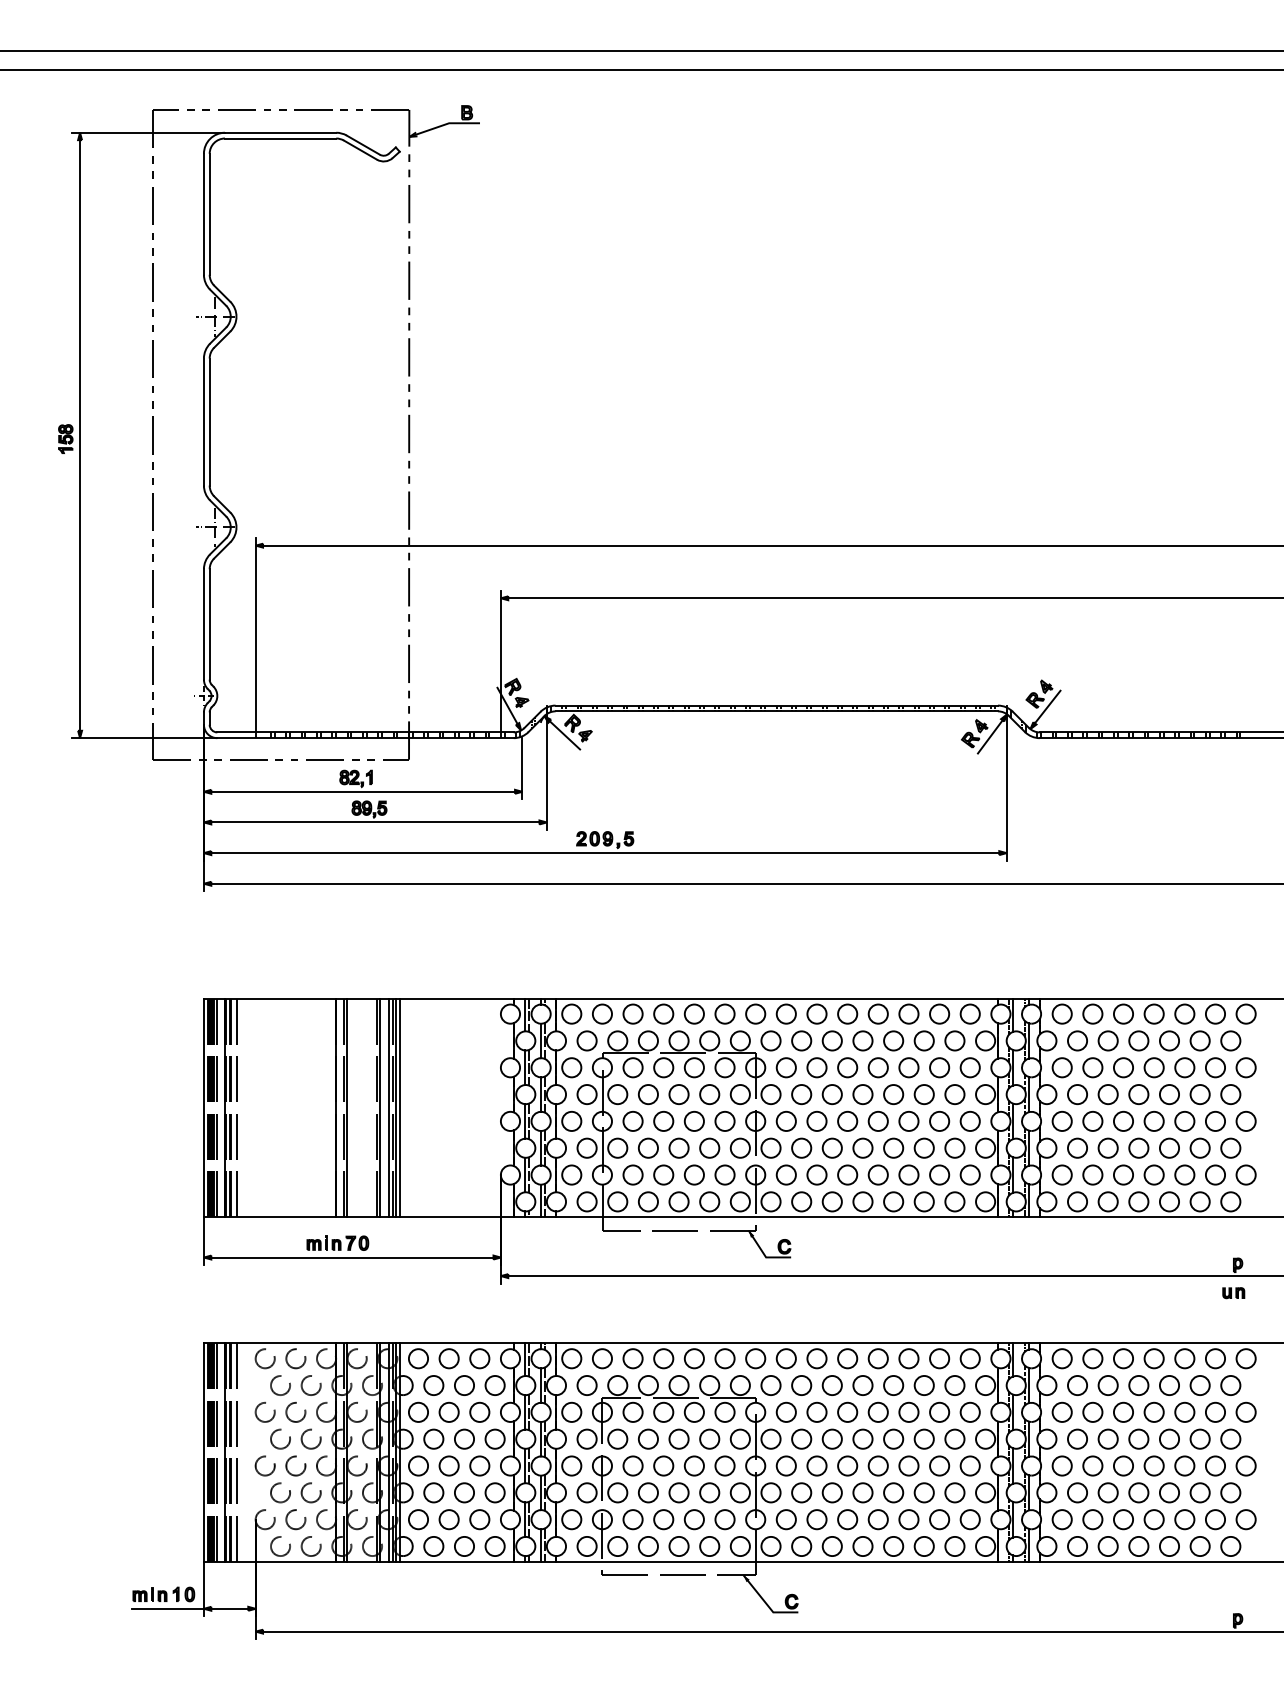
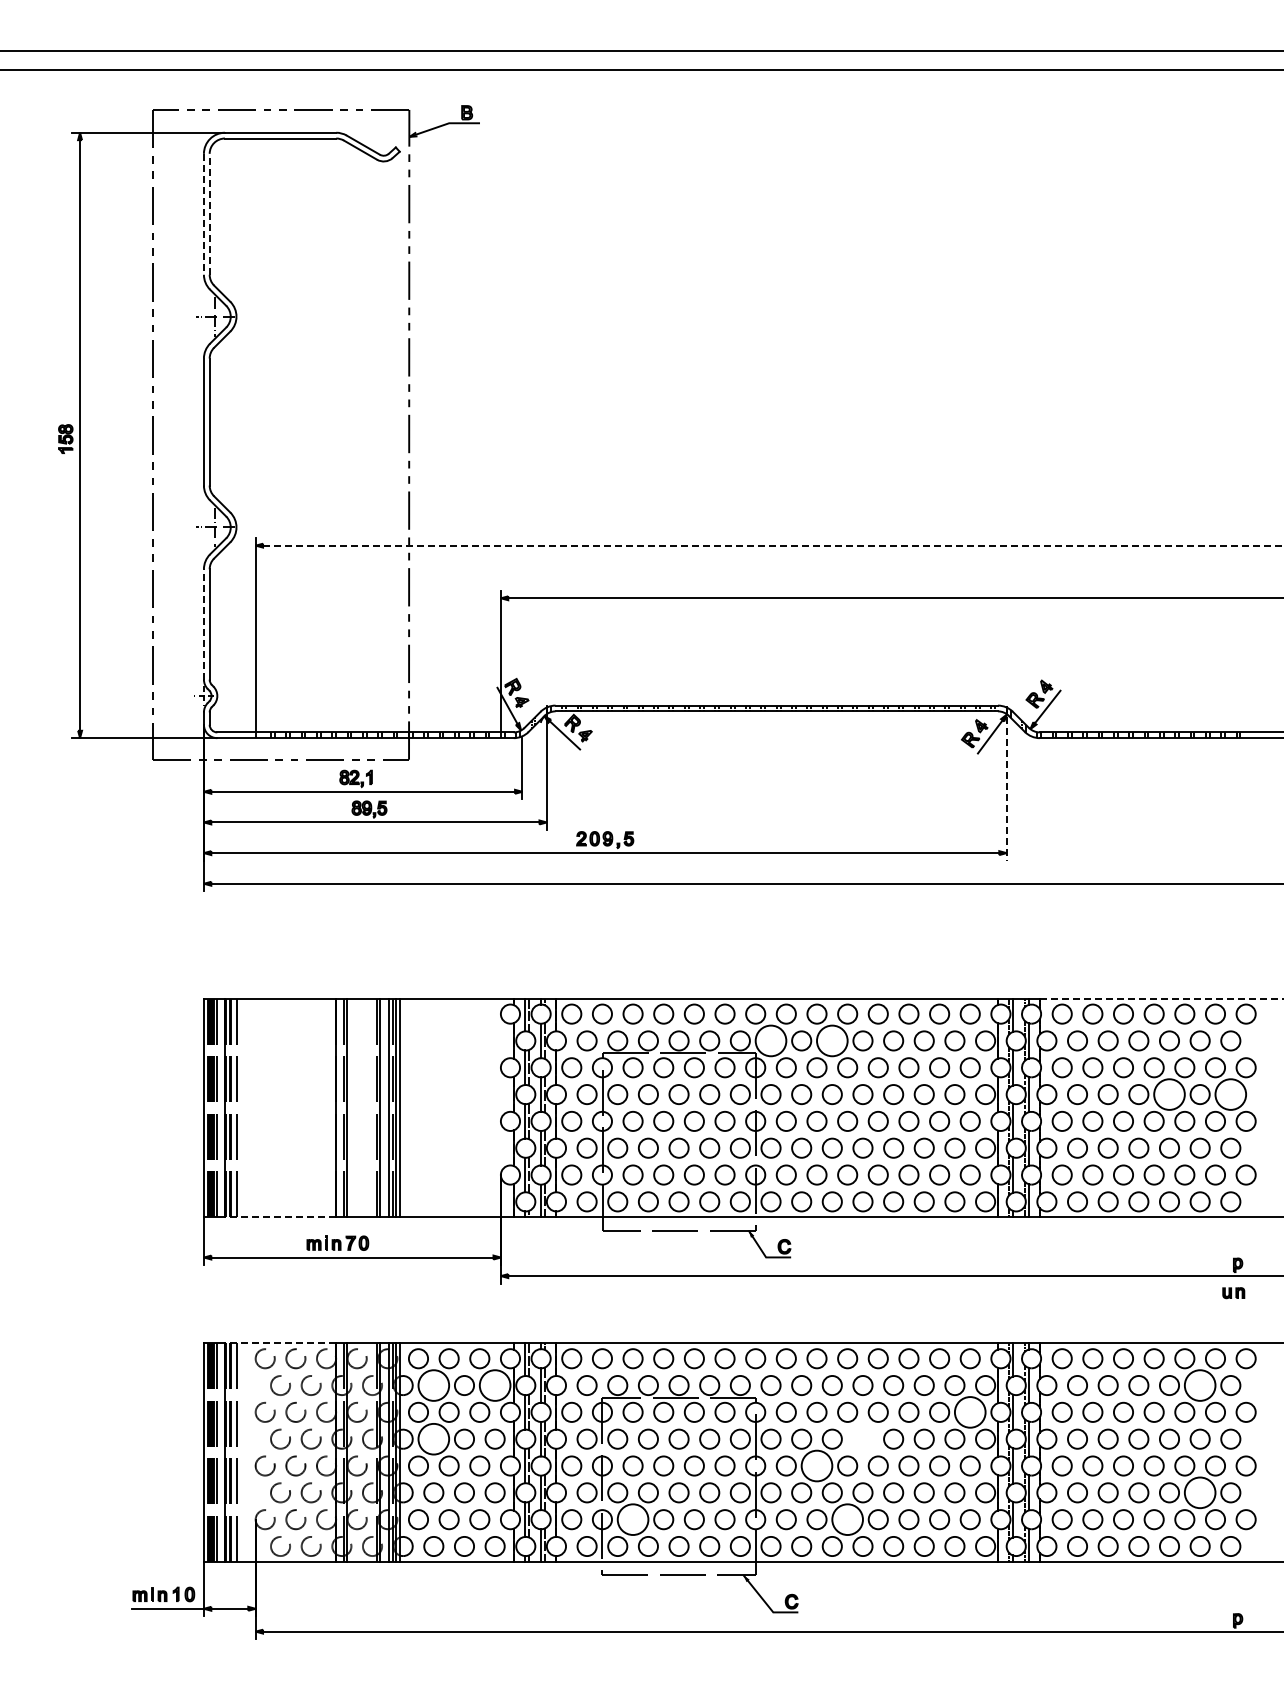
line: solid -> dashed (209, 213)
line: solid -> dashed (203, 214)
line: solid -> dashed (774, 545)
line: solid -> dashed (203, 623)
line: solid -> dashed (1006, 783)
line: solid -> dashed (1161, 998)
circle diameter: 19 px -> 31 px (770, 1040)
circle diameter: 19 px -> 31 px (832, 1040)
circle diameter: 19 px -> 31 px (1169, 1094)
circle diameter: 19 px -> 31 px (1230, 1094)
line: solid -> dashed (280, 1217)
line: solid -> dashed (280, 1343)
circle diameter: 19 px -> 31 px (433, 1385)
circle diameter: 19 px -> 31 px (494, 1385)
circle diameter: 19 px -> 31 px (1199, 1385)
circle diameter: 19 px -> 31 px (969, 1412)
circle diameter: 19 px -> 31 px (433, 1438)
circle: present -> none (862, 1438)
circle diameter: 19 px -> 31 px (816, 1465)
circle diameter: 19 px -> 31 px (1199, 1492)
circle diameter: 19 px -> 31 px (632, 1519)
circle diameter: 19 px -> 31 px (847, 1519)
